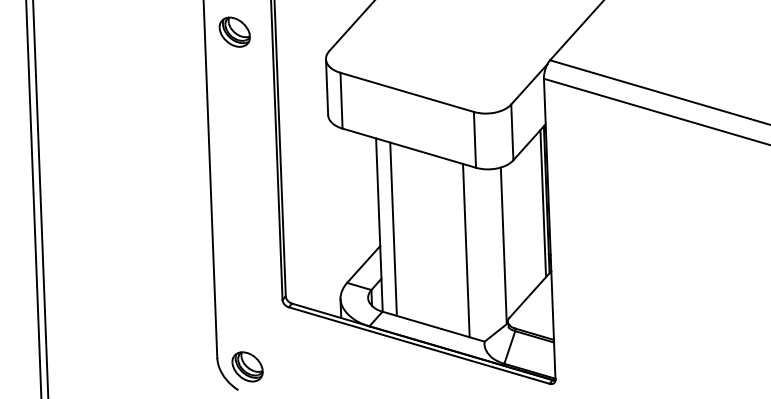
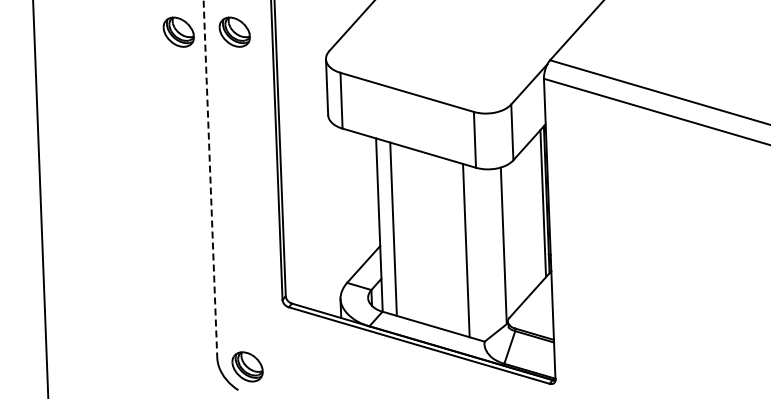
part: none -> present (178, 31)
line: solid -> dashed (210, 179)
line: present -> none (33, 198)
